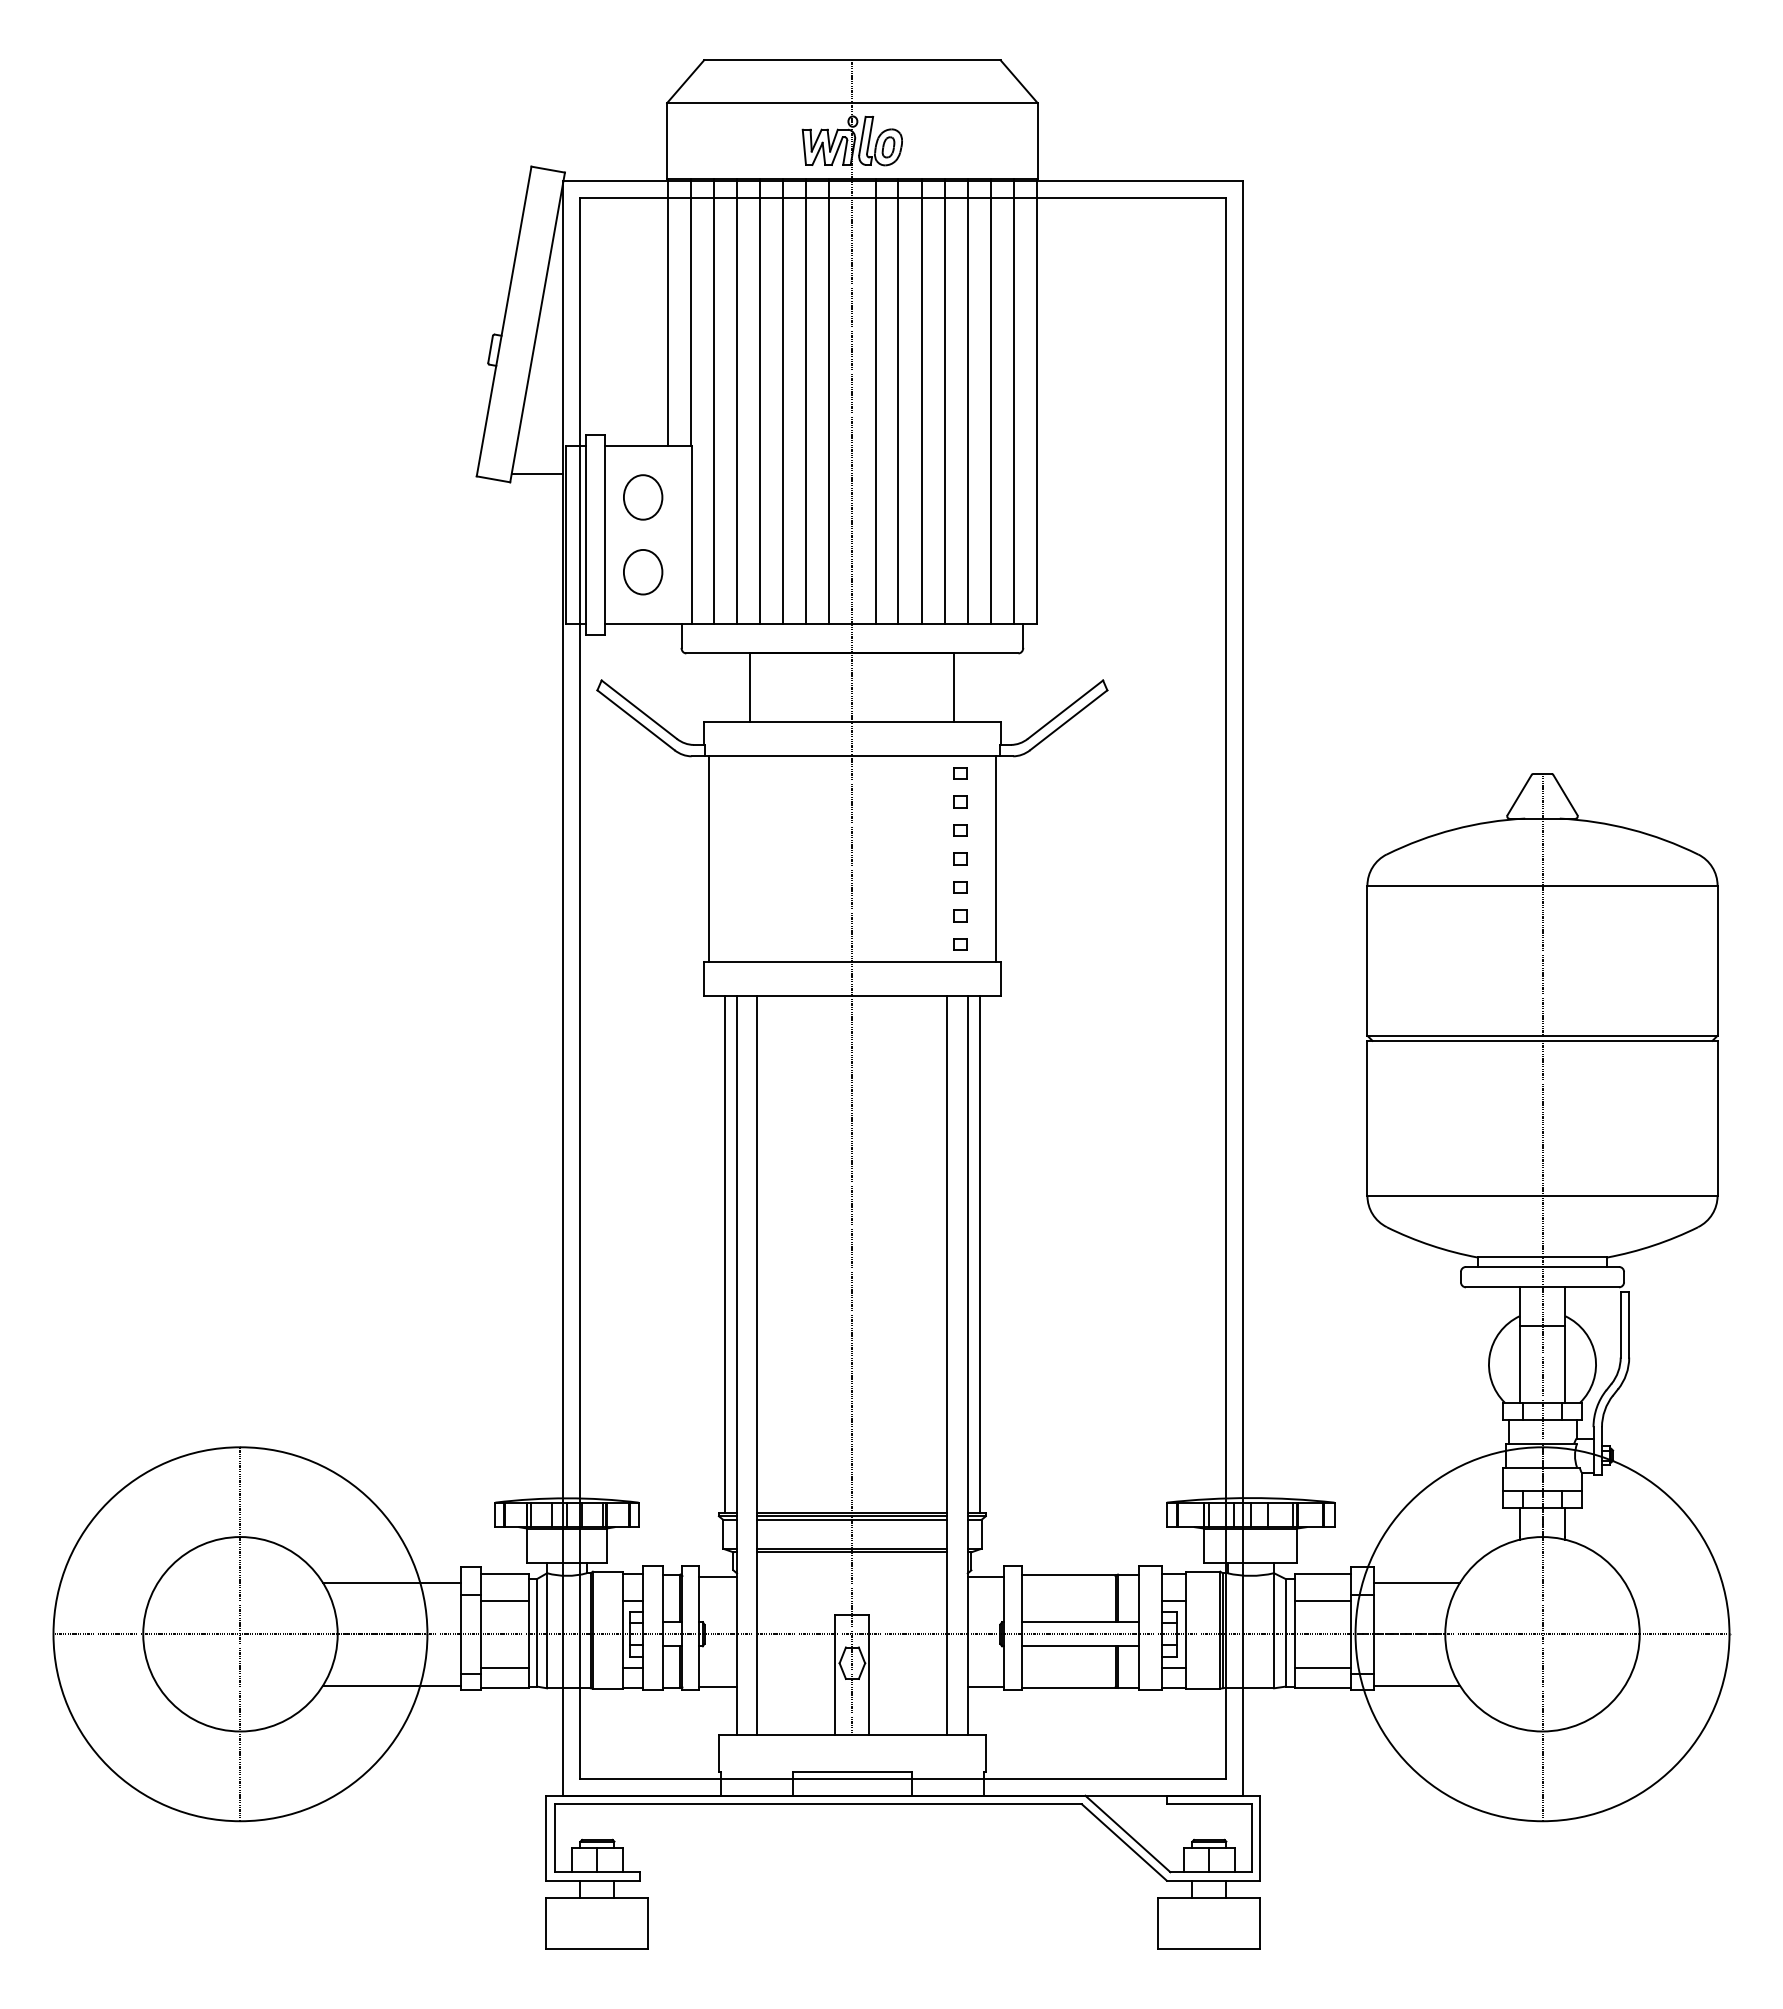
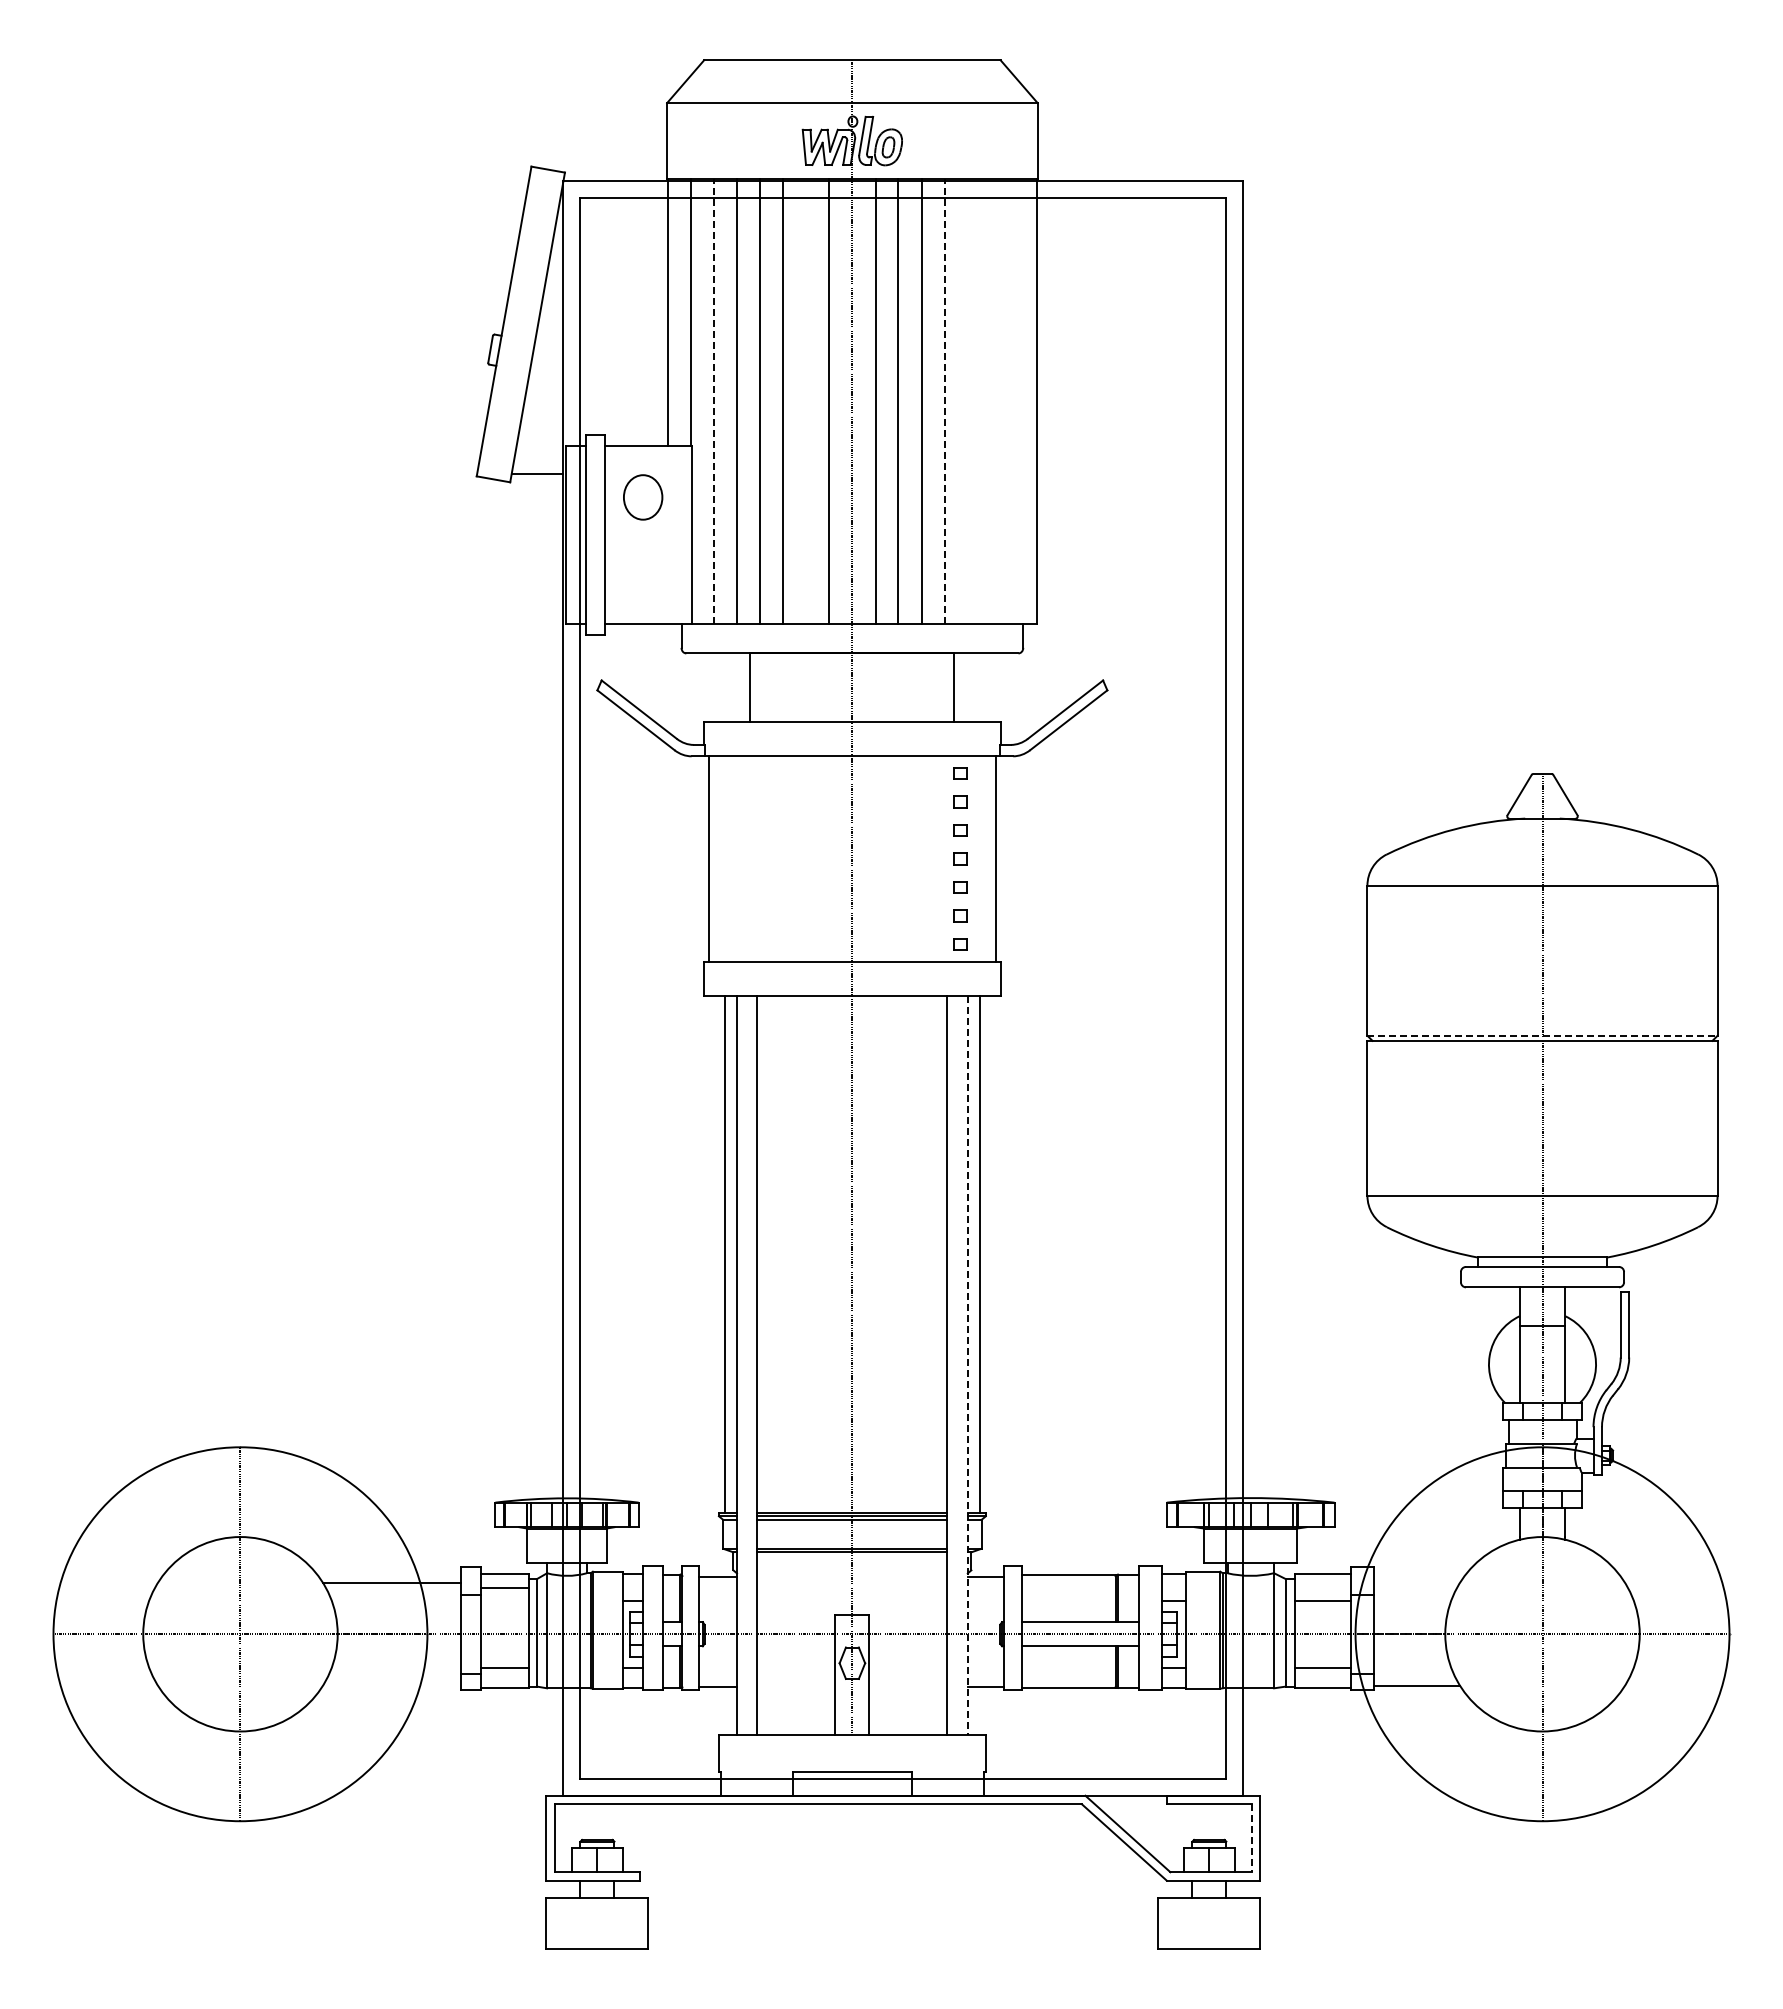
line: present -> none (806, 400)
line: present -> none (967, 400)
line: present -> none (990, 400)
line: present -> none (1013, 400)
line: solid -> dashed (714, 401)
line: solid -> dashed (944, 401)
part: present -> none (643, 572)
line: solid -> dashed (1543, 1035)
line: solid -> dashed (967, 1365)
line: present -> none (1417, 1582)
line position: (505, 1600) -> (505, 1587) (505, 1587)
line: present -> none (391, 1685)
line: solid -> dashed (1251, 1838)
